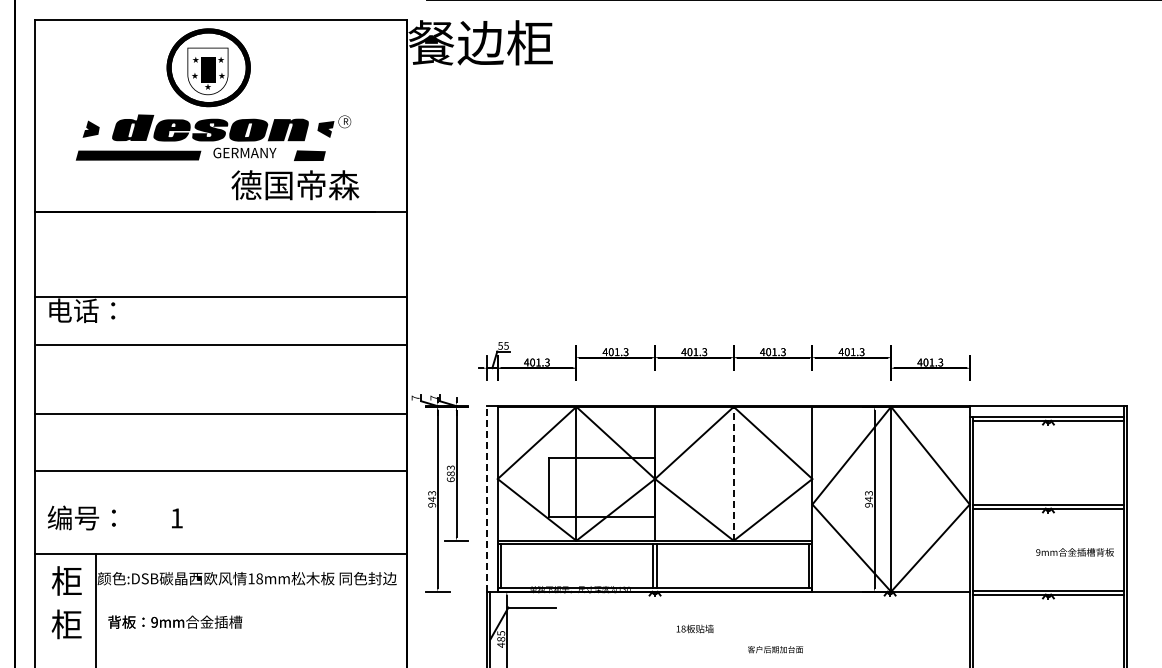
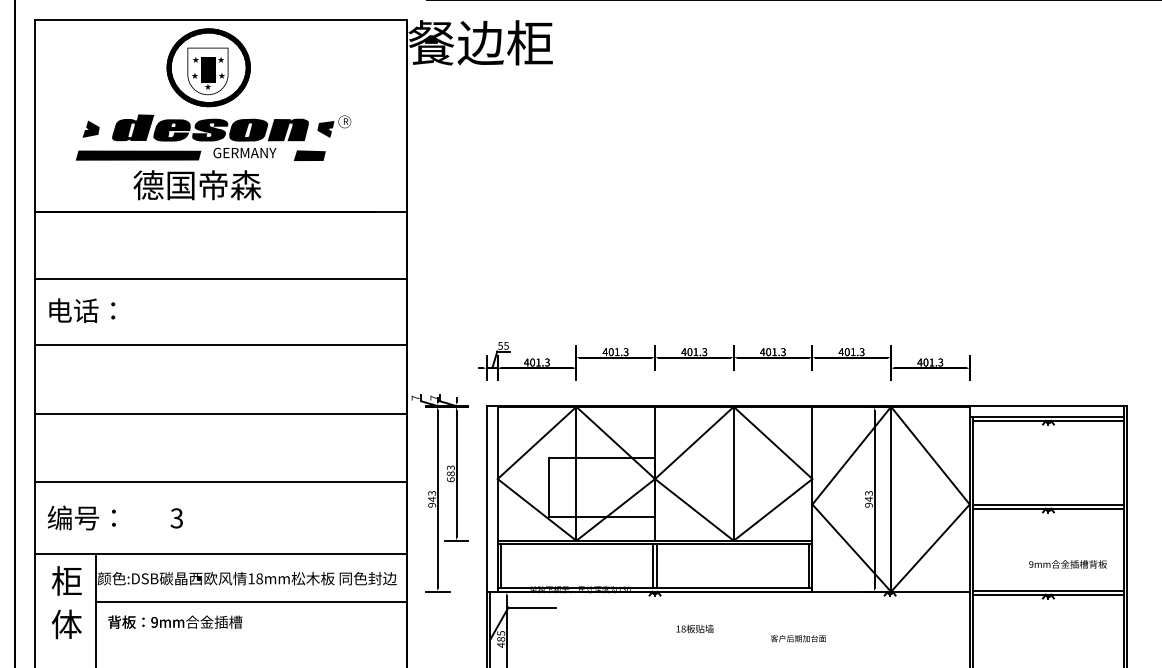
text position: (295, 185) -> (197, 185) (197, 185)
line position: (220, 296) -> (220, 278) (220, 278)
line position: (220, 471) -> (220, 482) (220, 482)
line: dashed -> solid (733, 473)
line: dashed -> solid (486, 498)
text: 1 -> 3 (176, 518)
text position: (1074, 552) -> (1067, 564) (1067, 564)
line: none -> present (251, 602)
text: 柜 -> 体 (66, 624)
text position: (775, 649) -> (798, 638) (798, 638)
